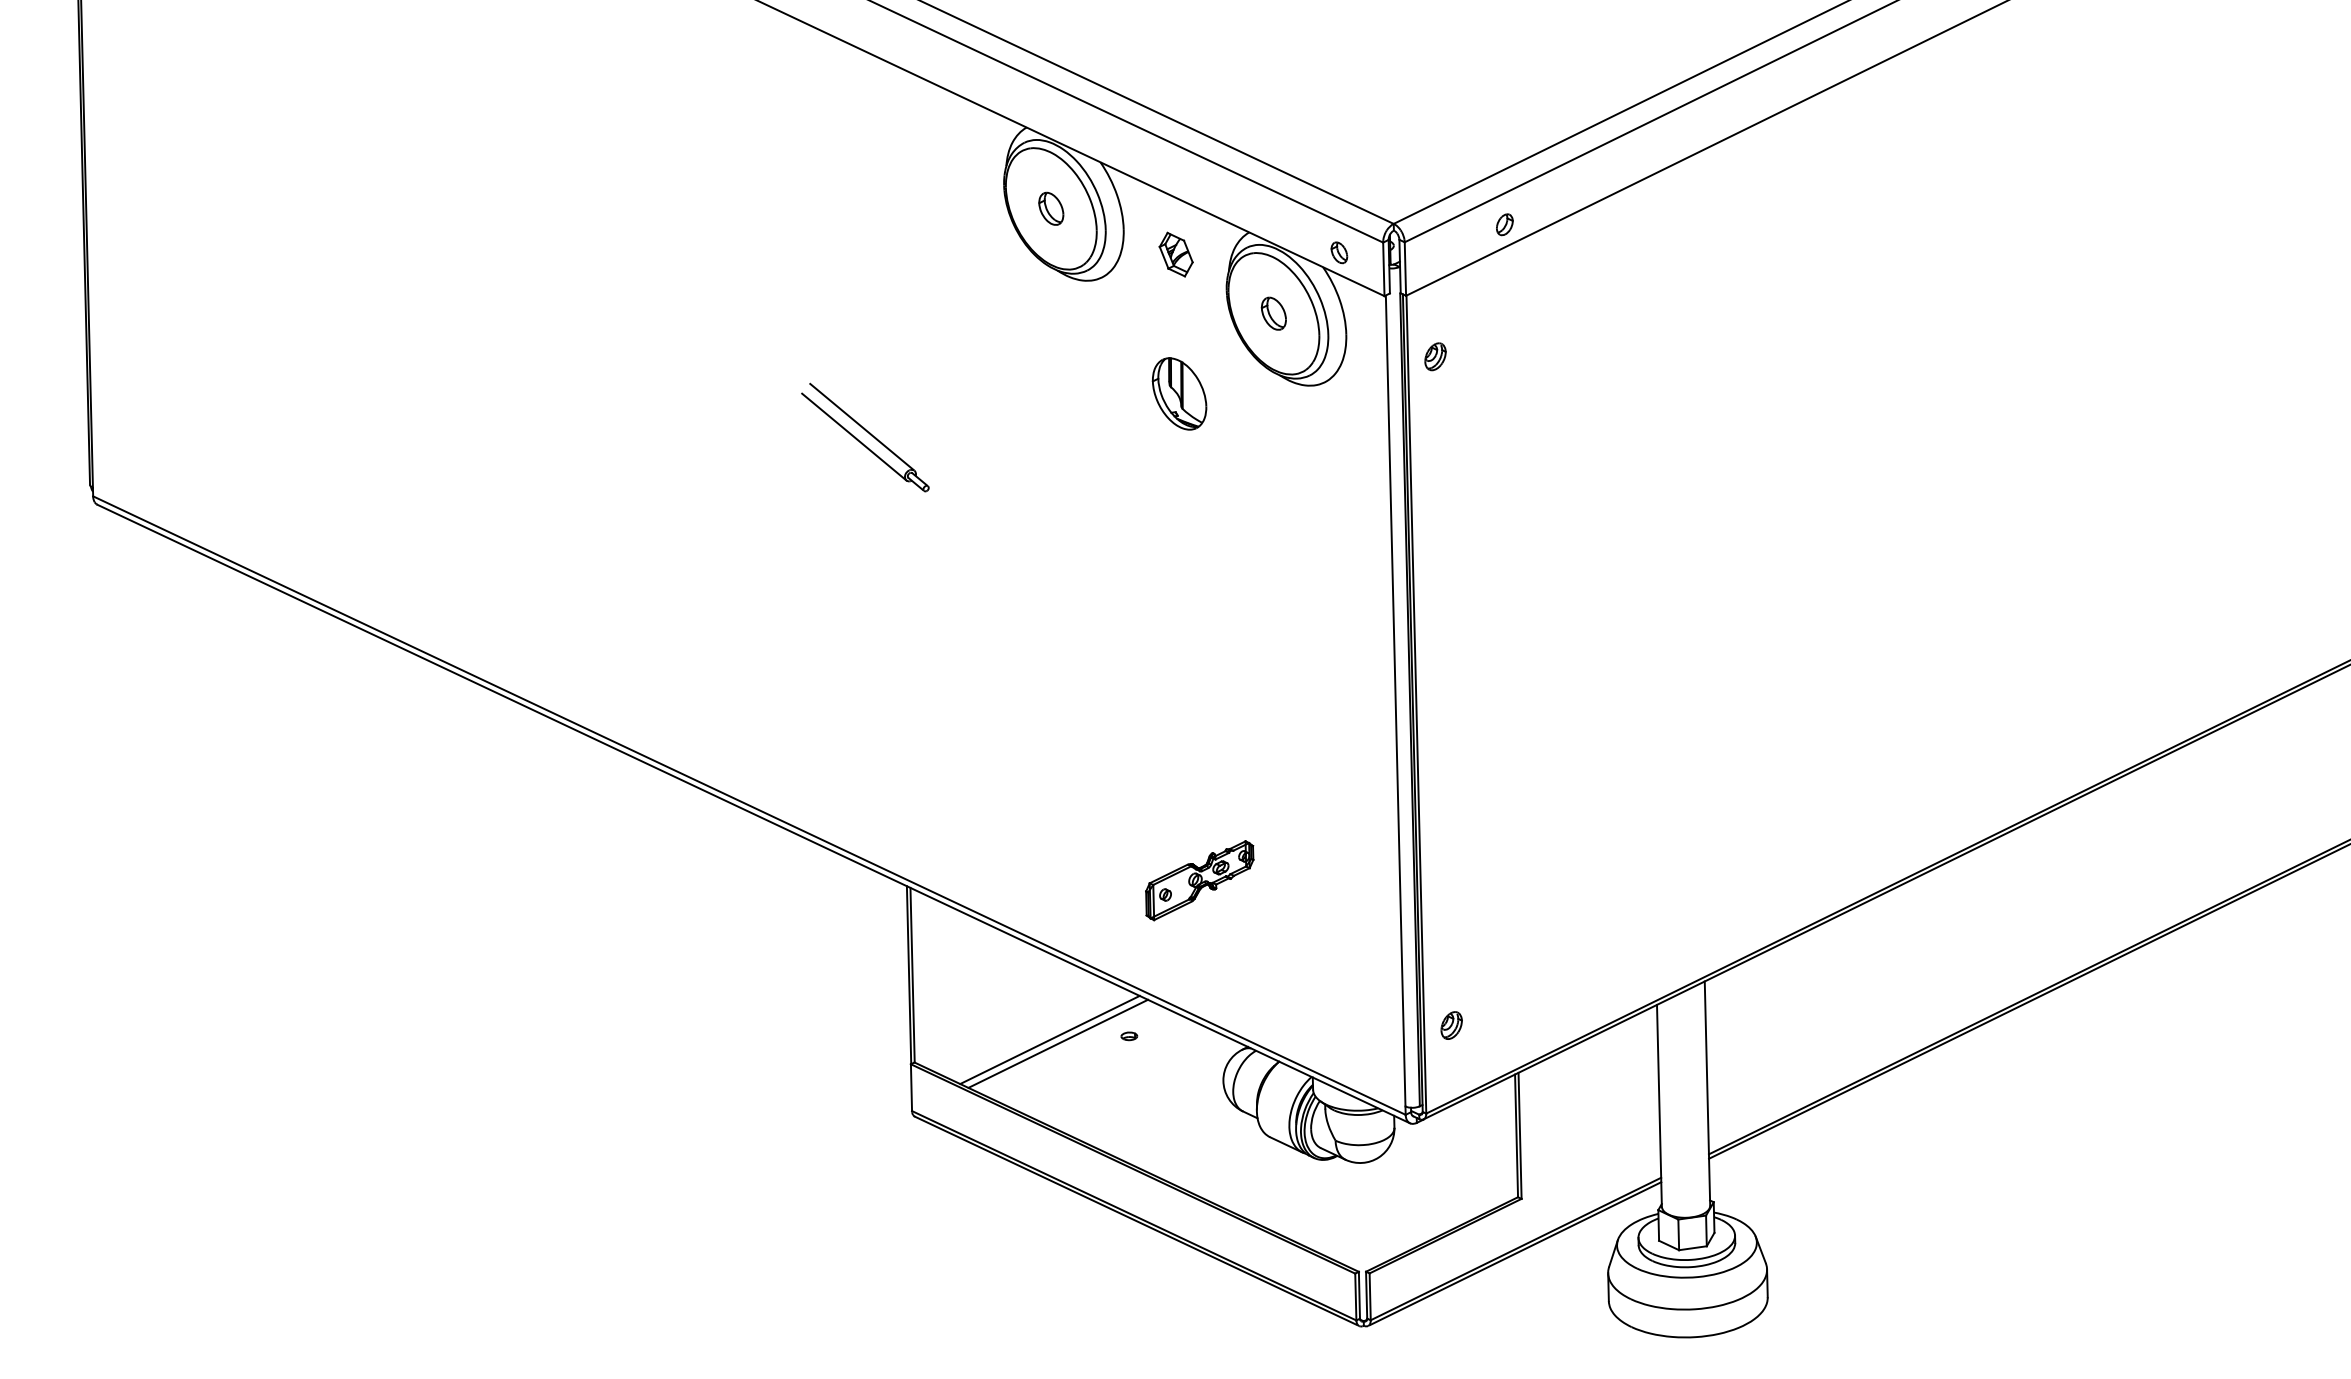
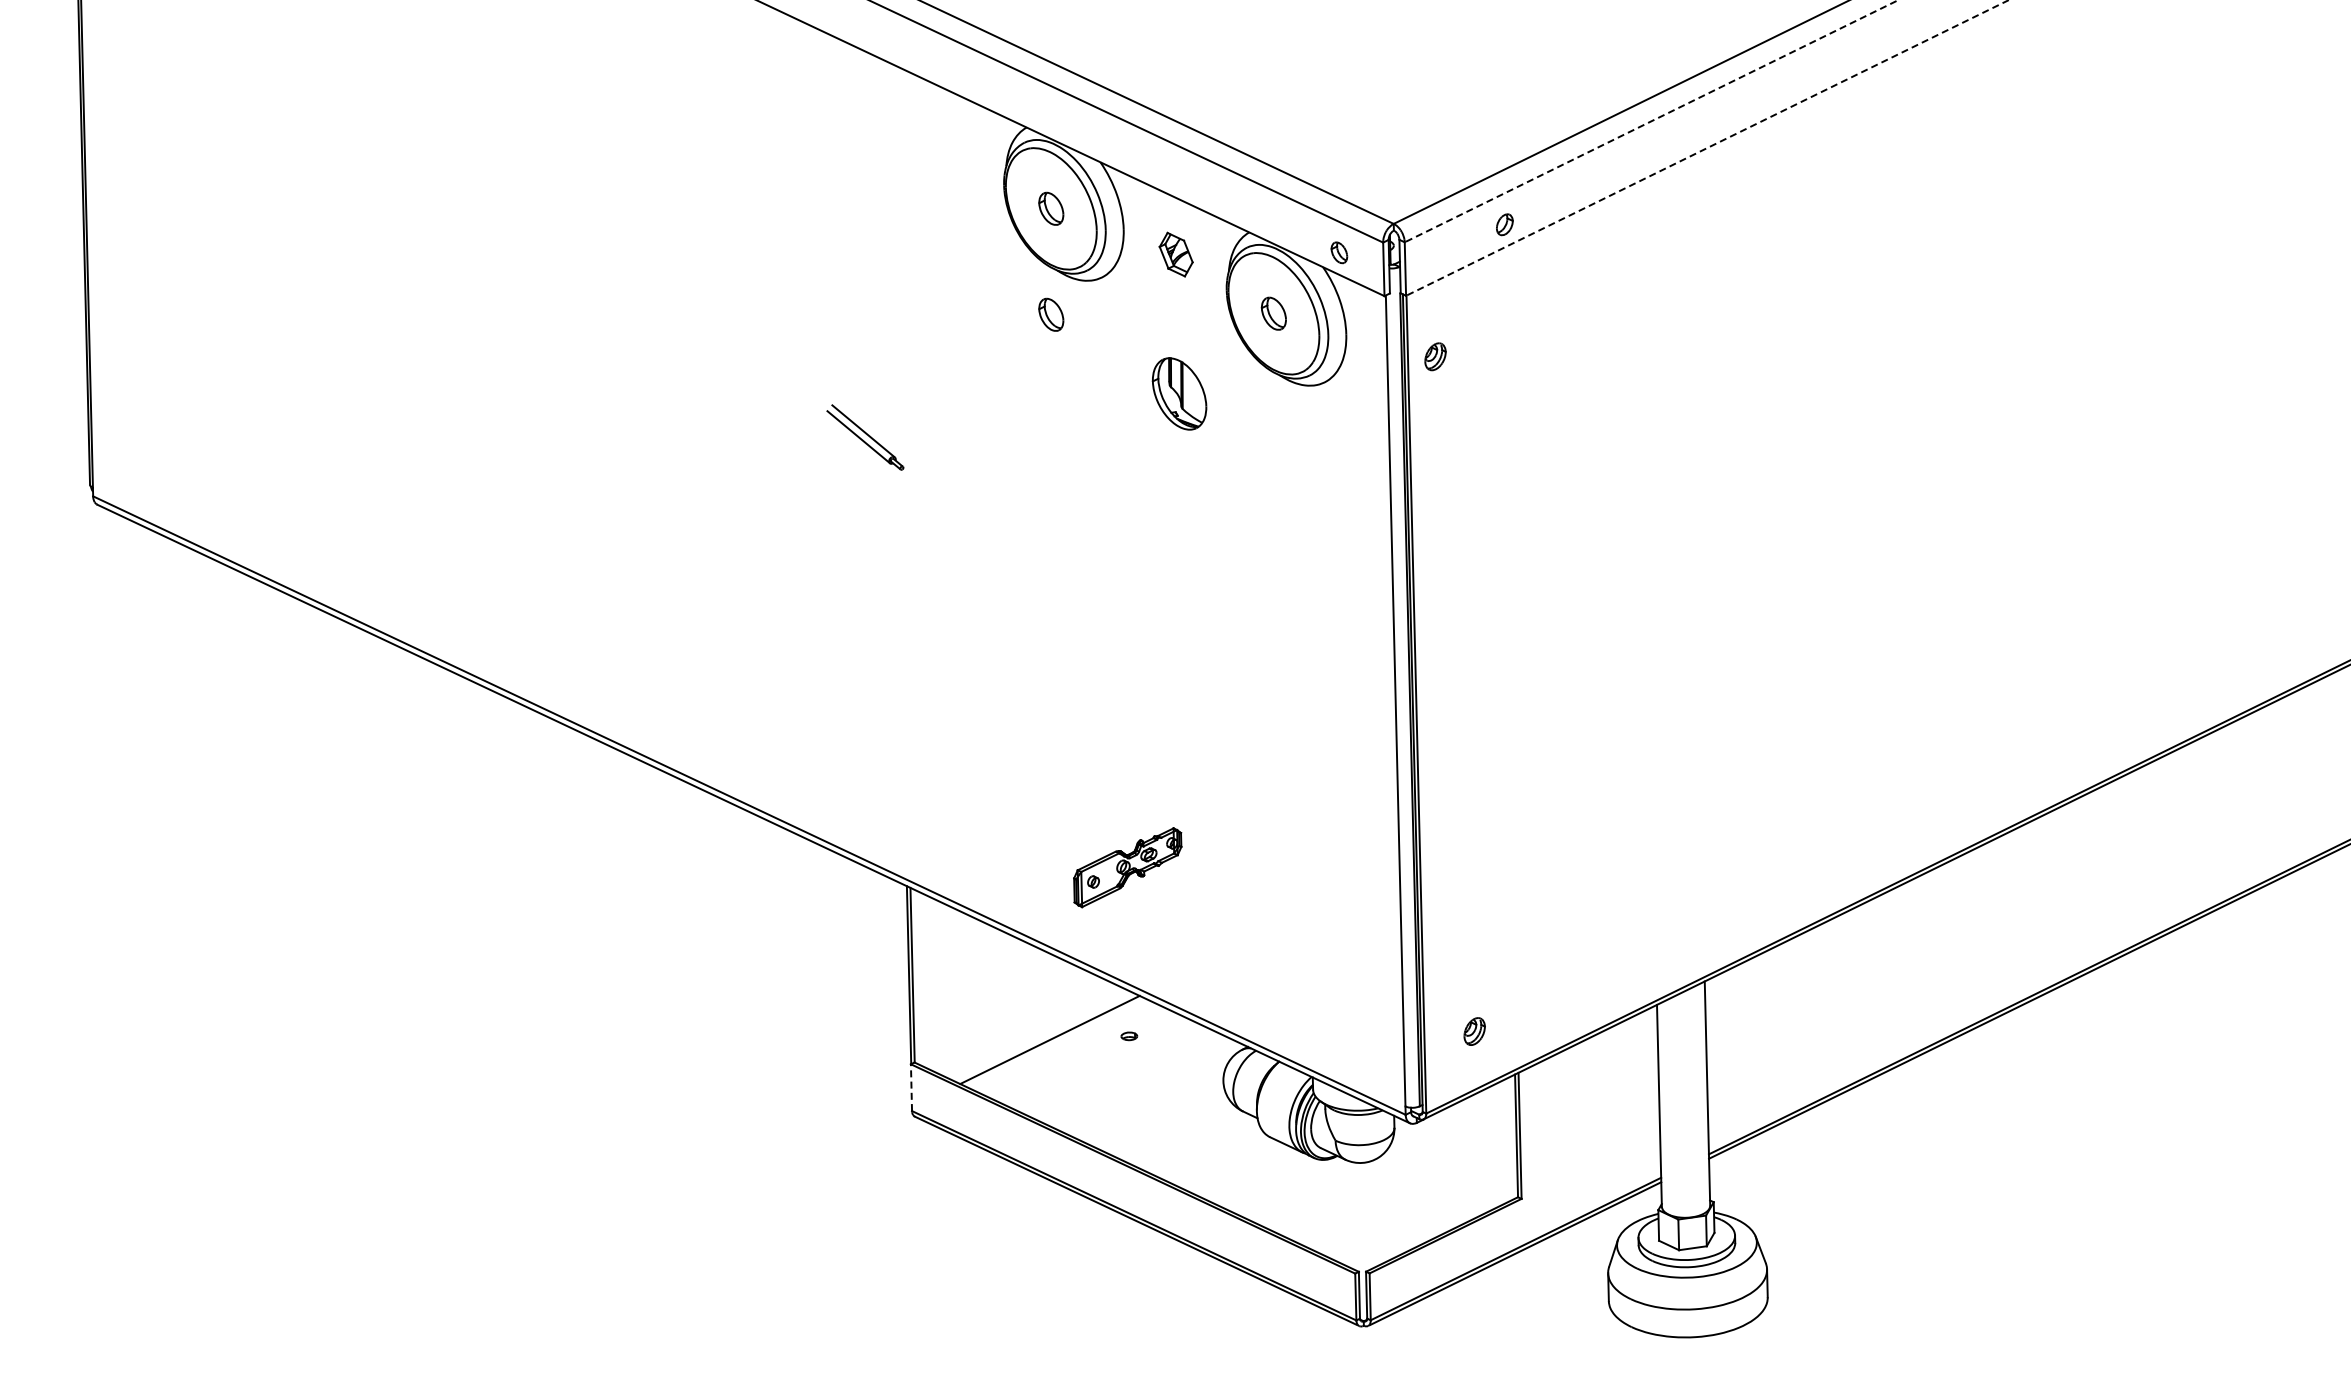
line: solid -> dashed (1651, 121)
line: solid -> dashed (1706, 148)
part: none -> present (1051, 314)
part size: 129x111 px -> 79x67 px (865, 437)
part position: (1199, 880) -> (1127, 867) (1127, 867)
part position: (1451, 1025) -> (1474, 1031) (1474, 1031)
line: present -> none (1058, 1043)
line: solid -> dashed (911, 1087)
